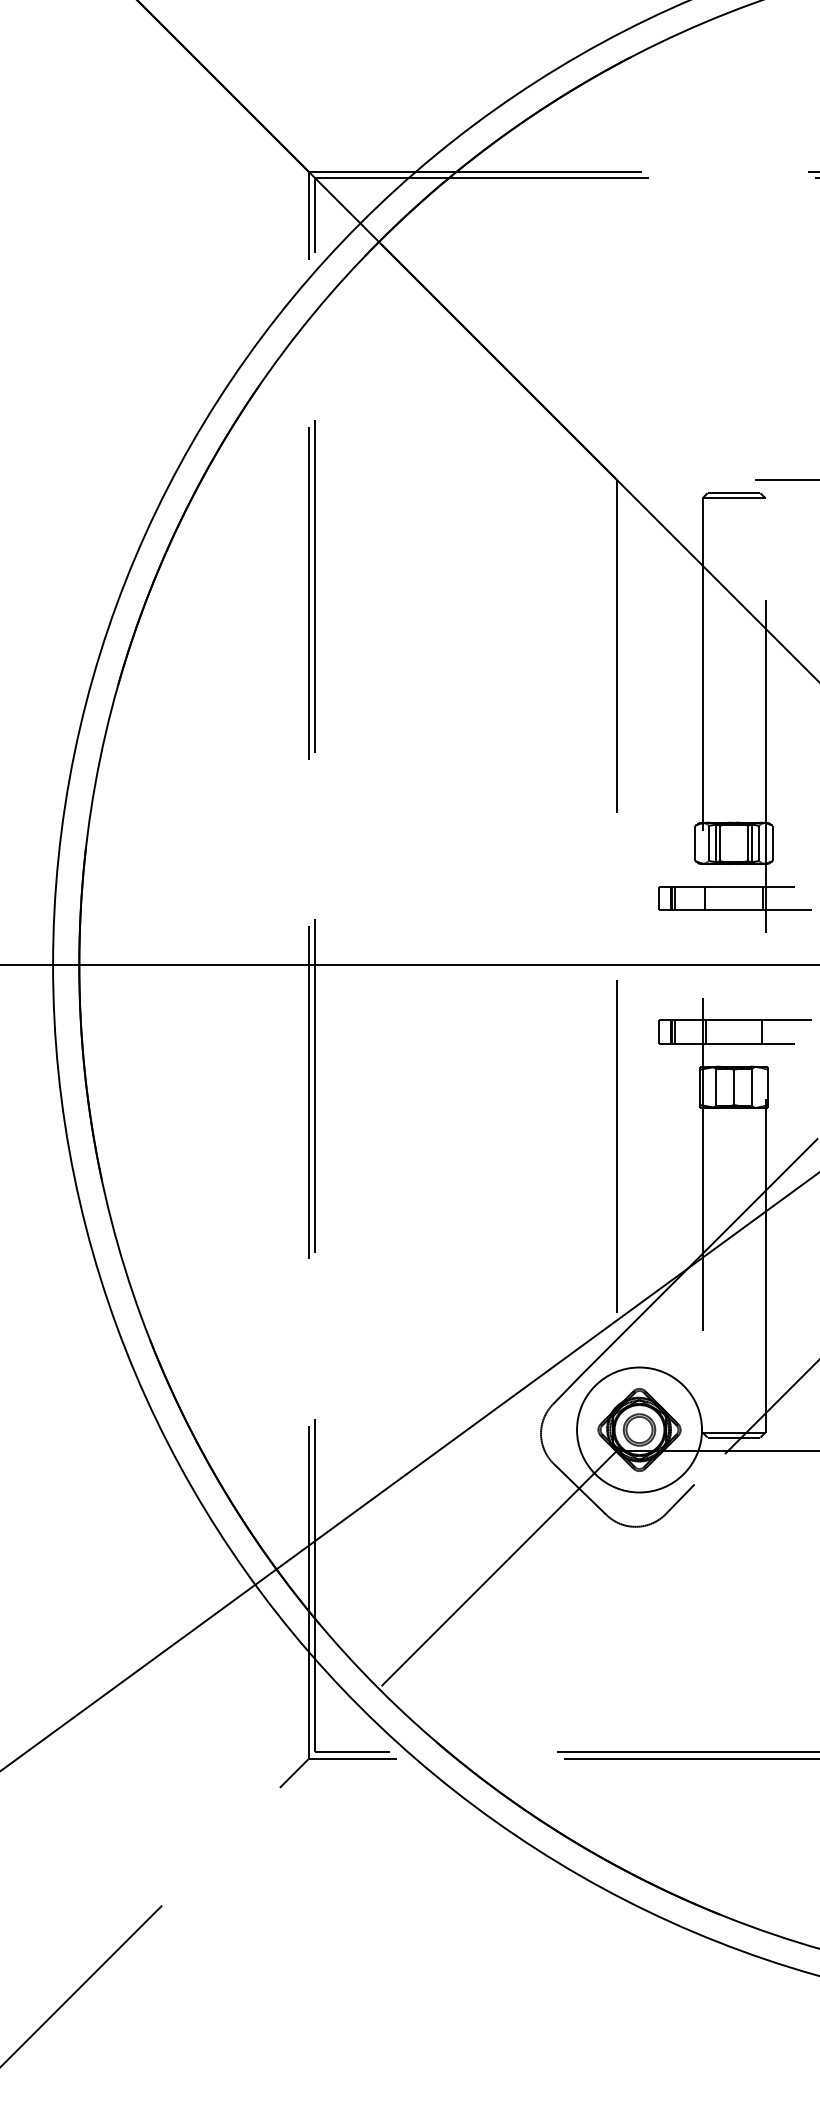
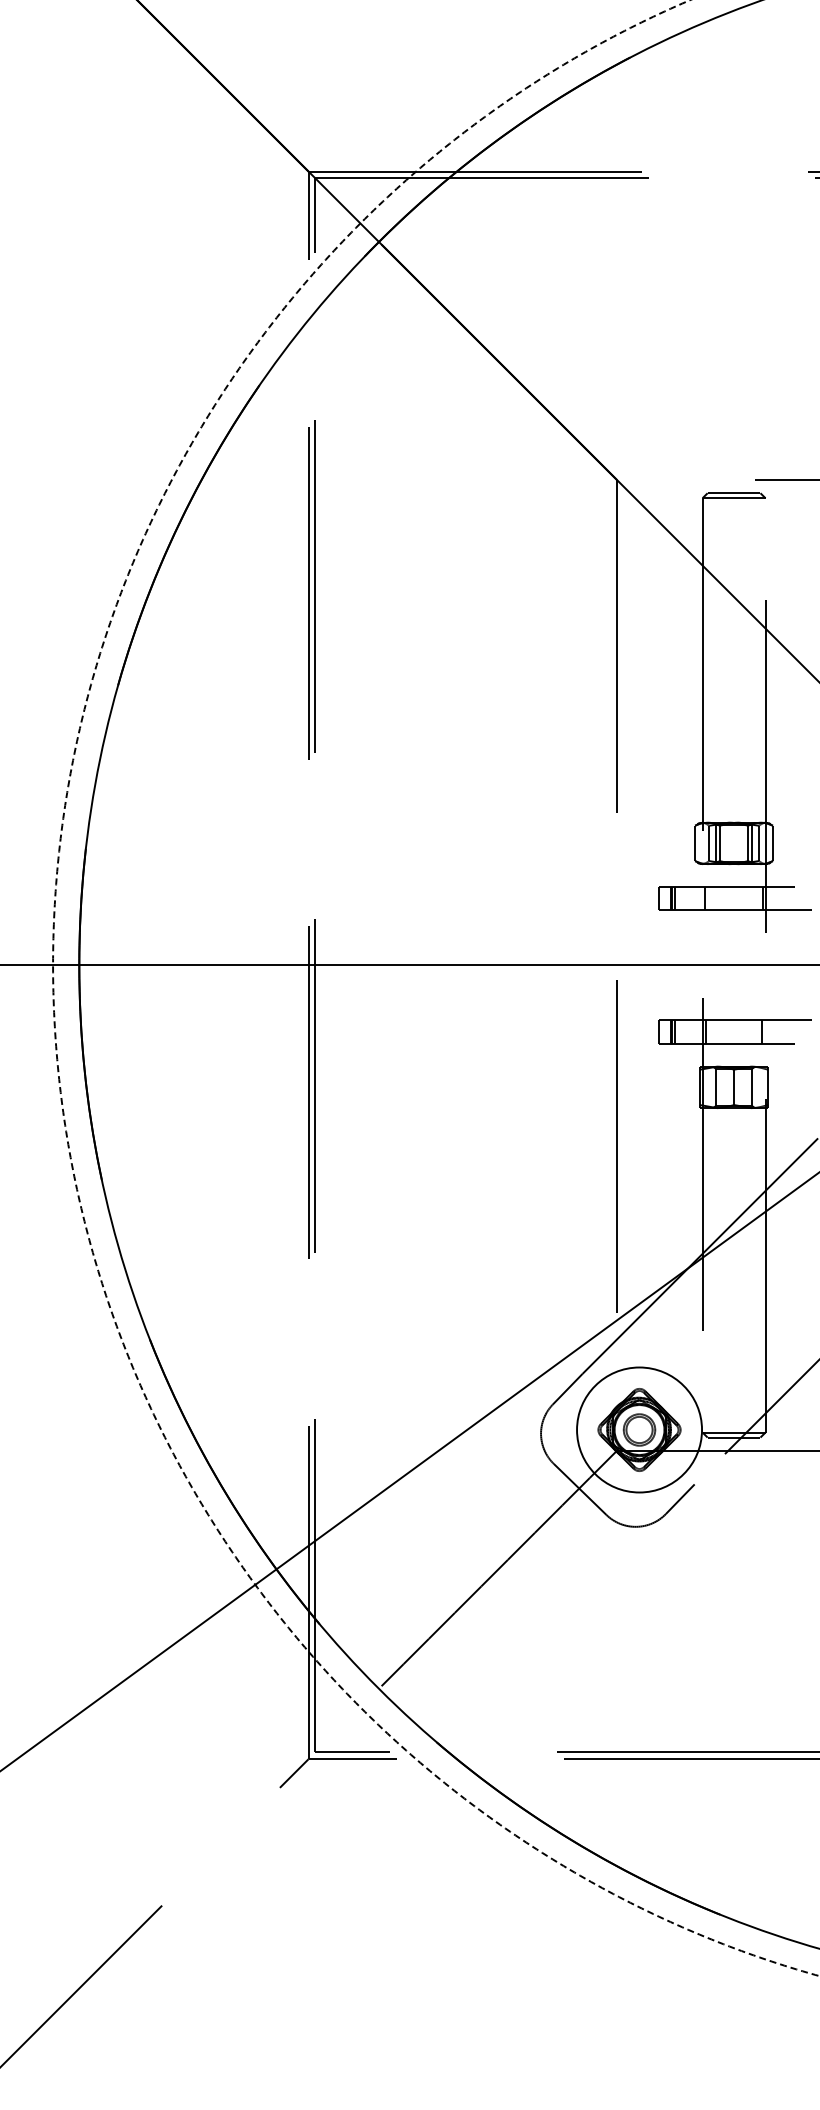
circle: solid -> dashed (436, 988)
